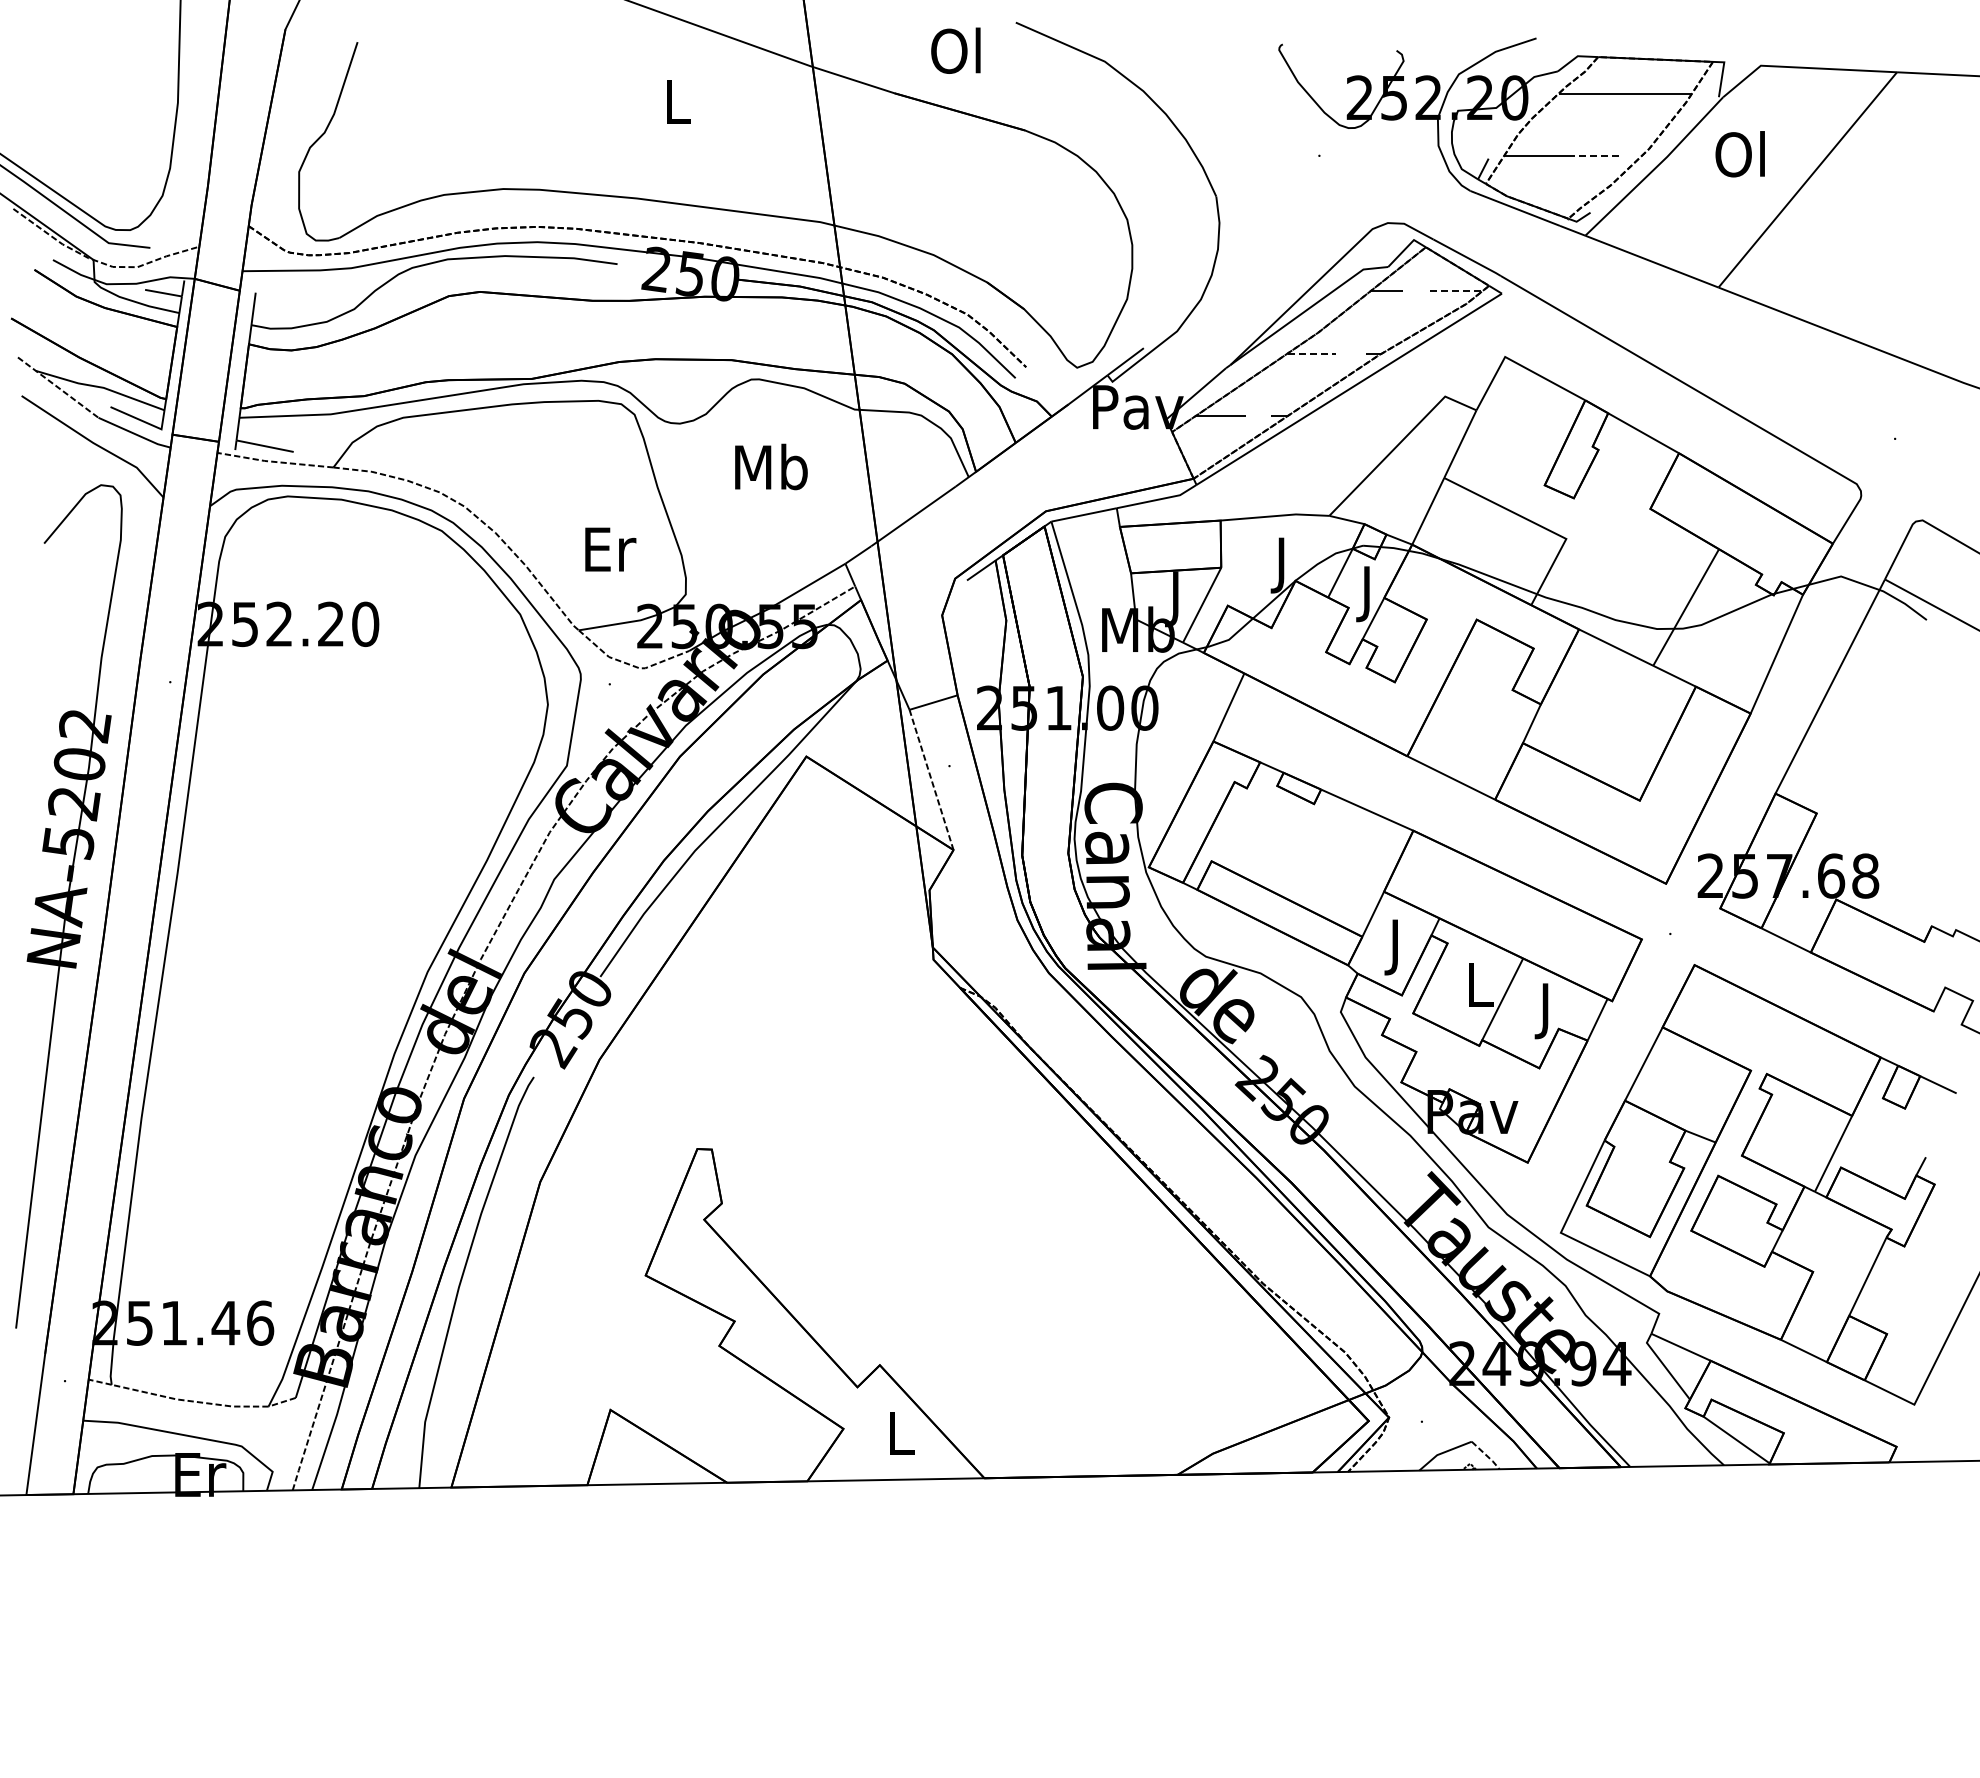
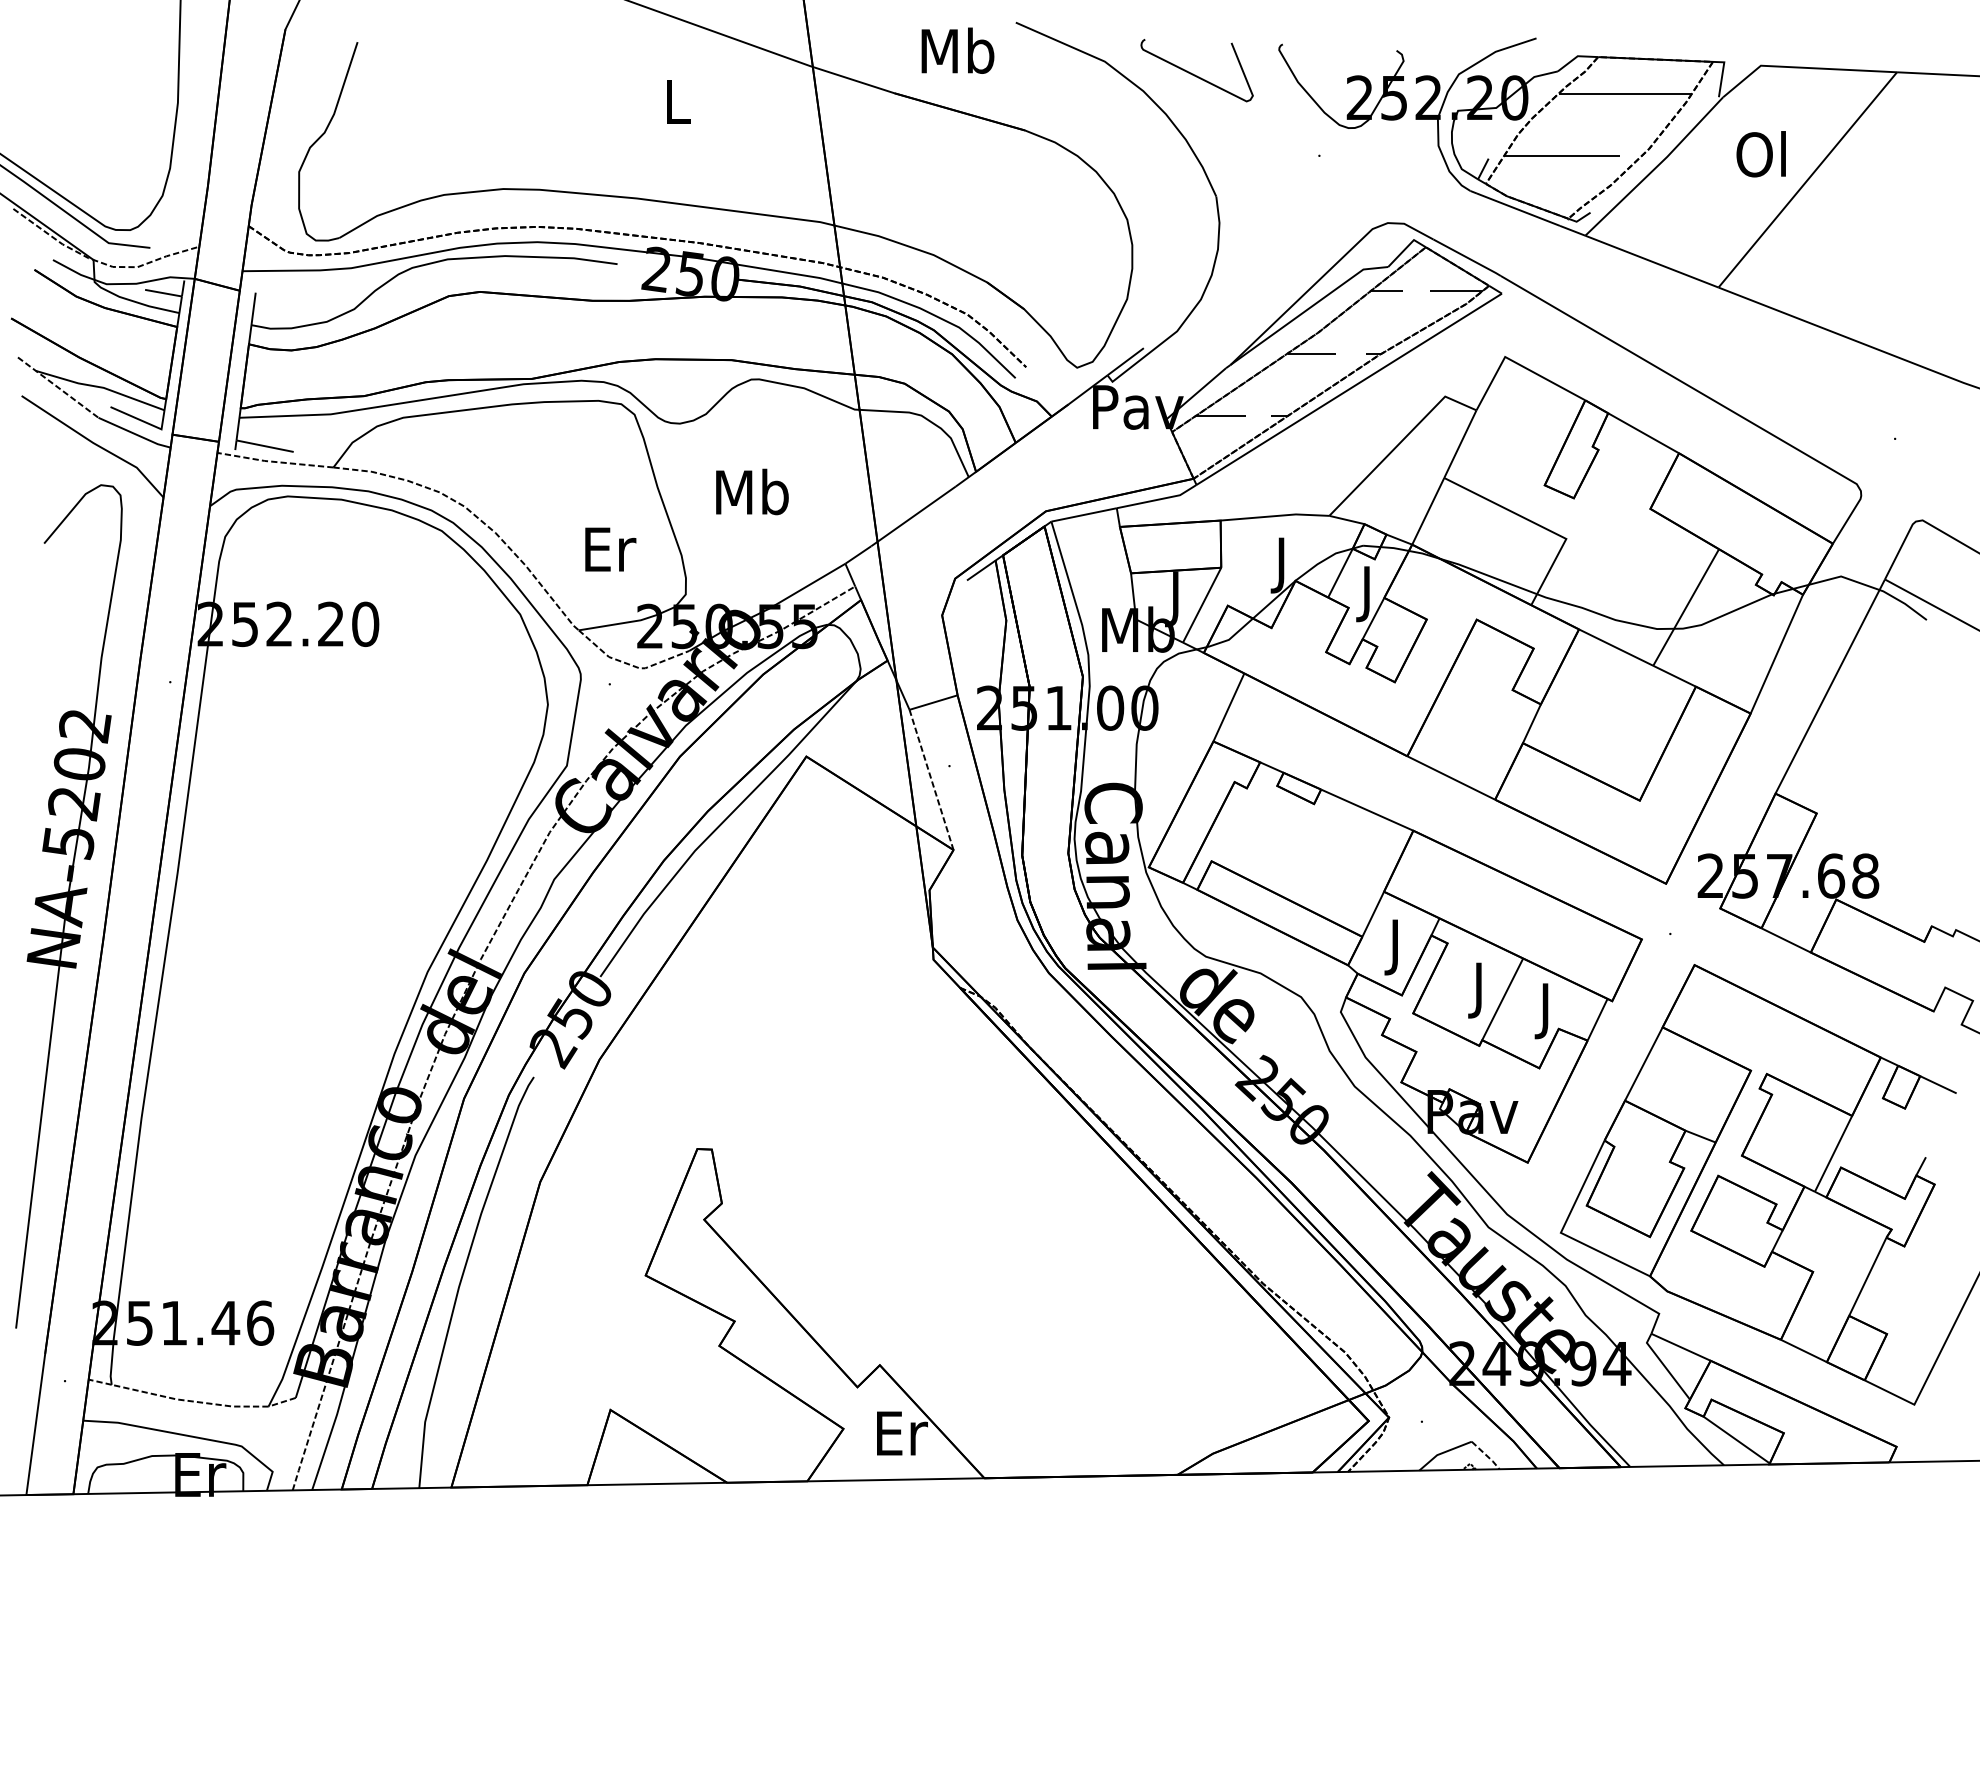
text: Ol -> Mb (957, 50)
curve: none -> present (1195, 74)
text position: (1739, 154) -> (1760, 154) (1760, 154)
line: dashed -> solid (1594, 156)
line: dashed -> solid (1456, 290)
line: dashed -> solid (1312, 353)
text position: (771, 466) -> (752, 491) (752, 491)
text: L -> J (1480, 990)
text: L -> Er (902, 1433)
